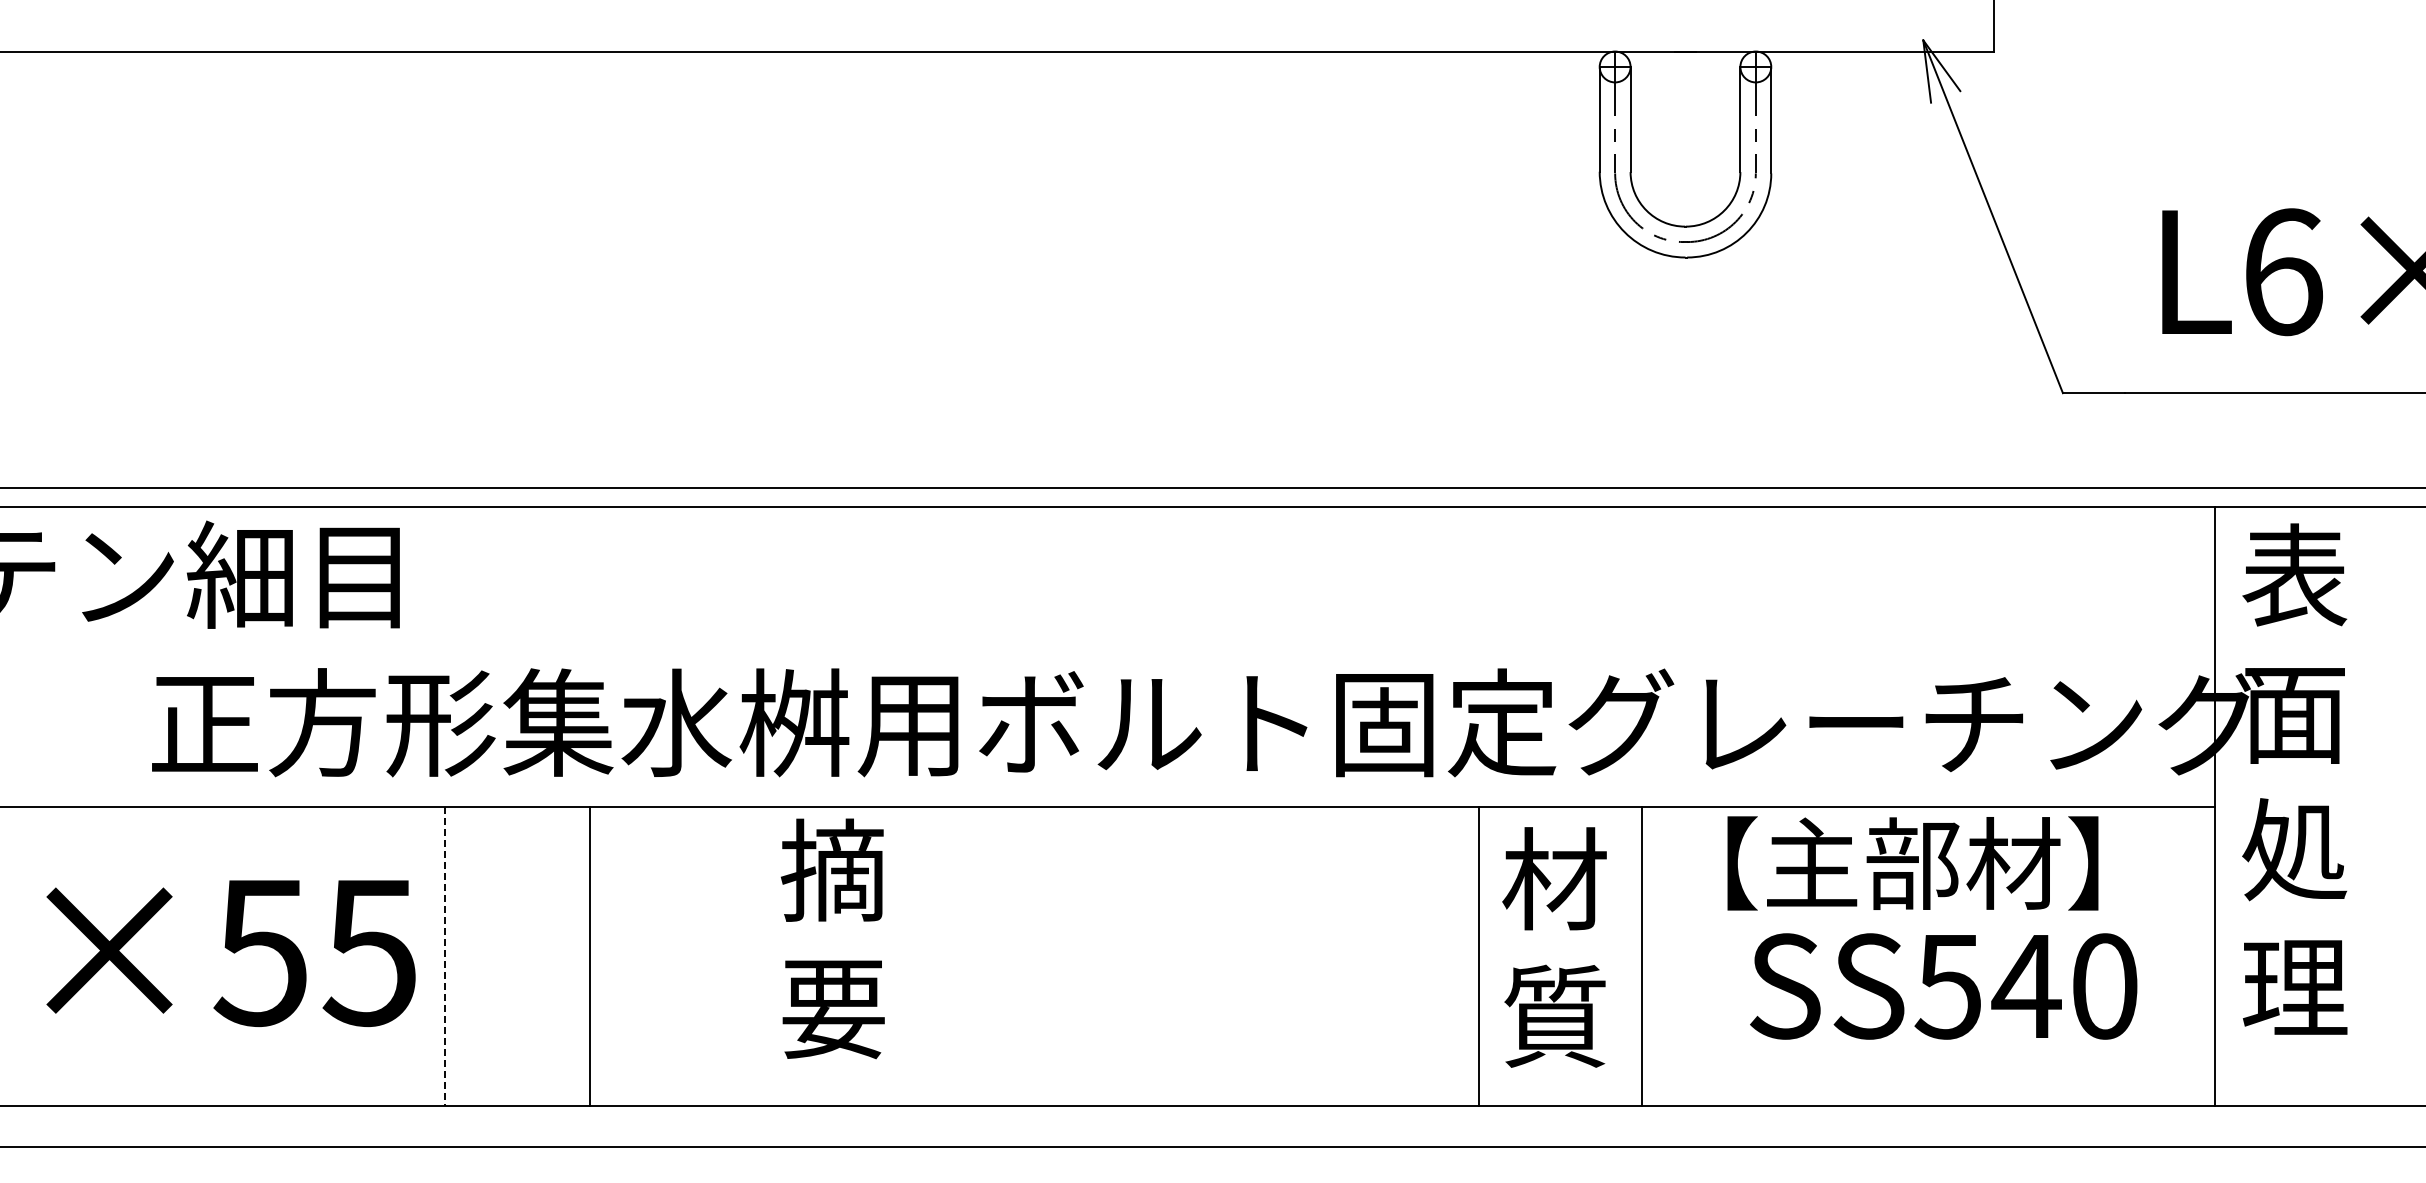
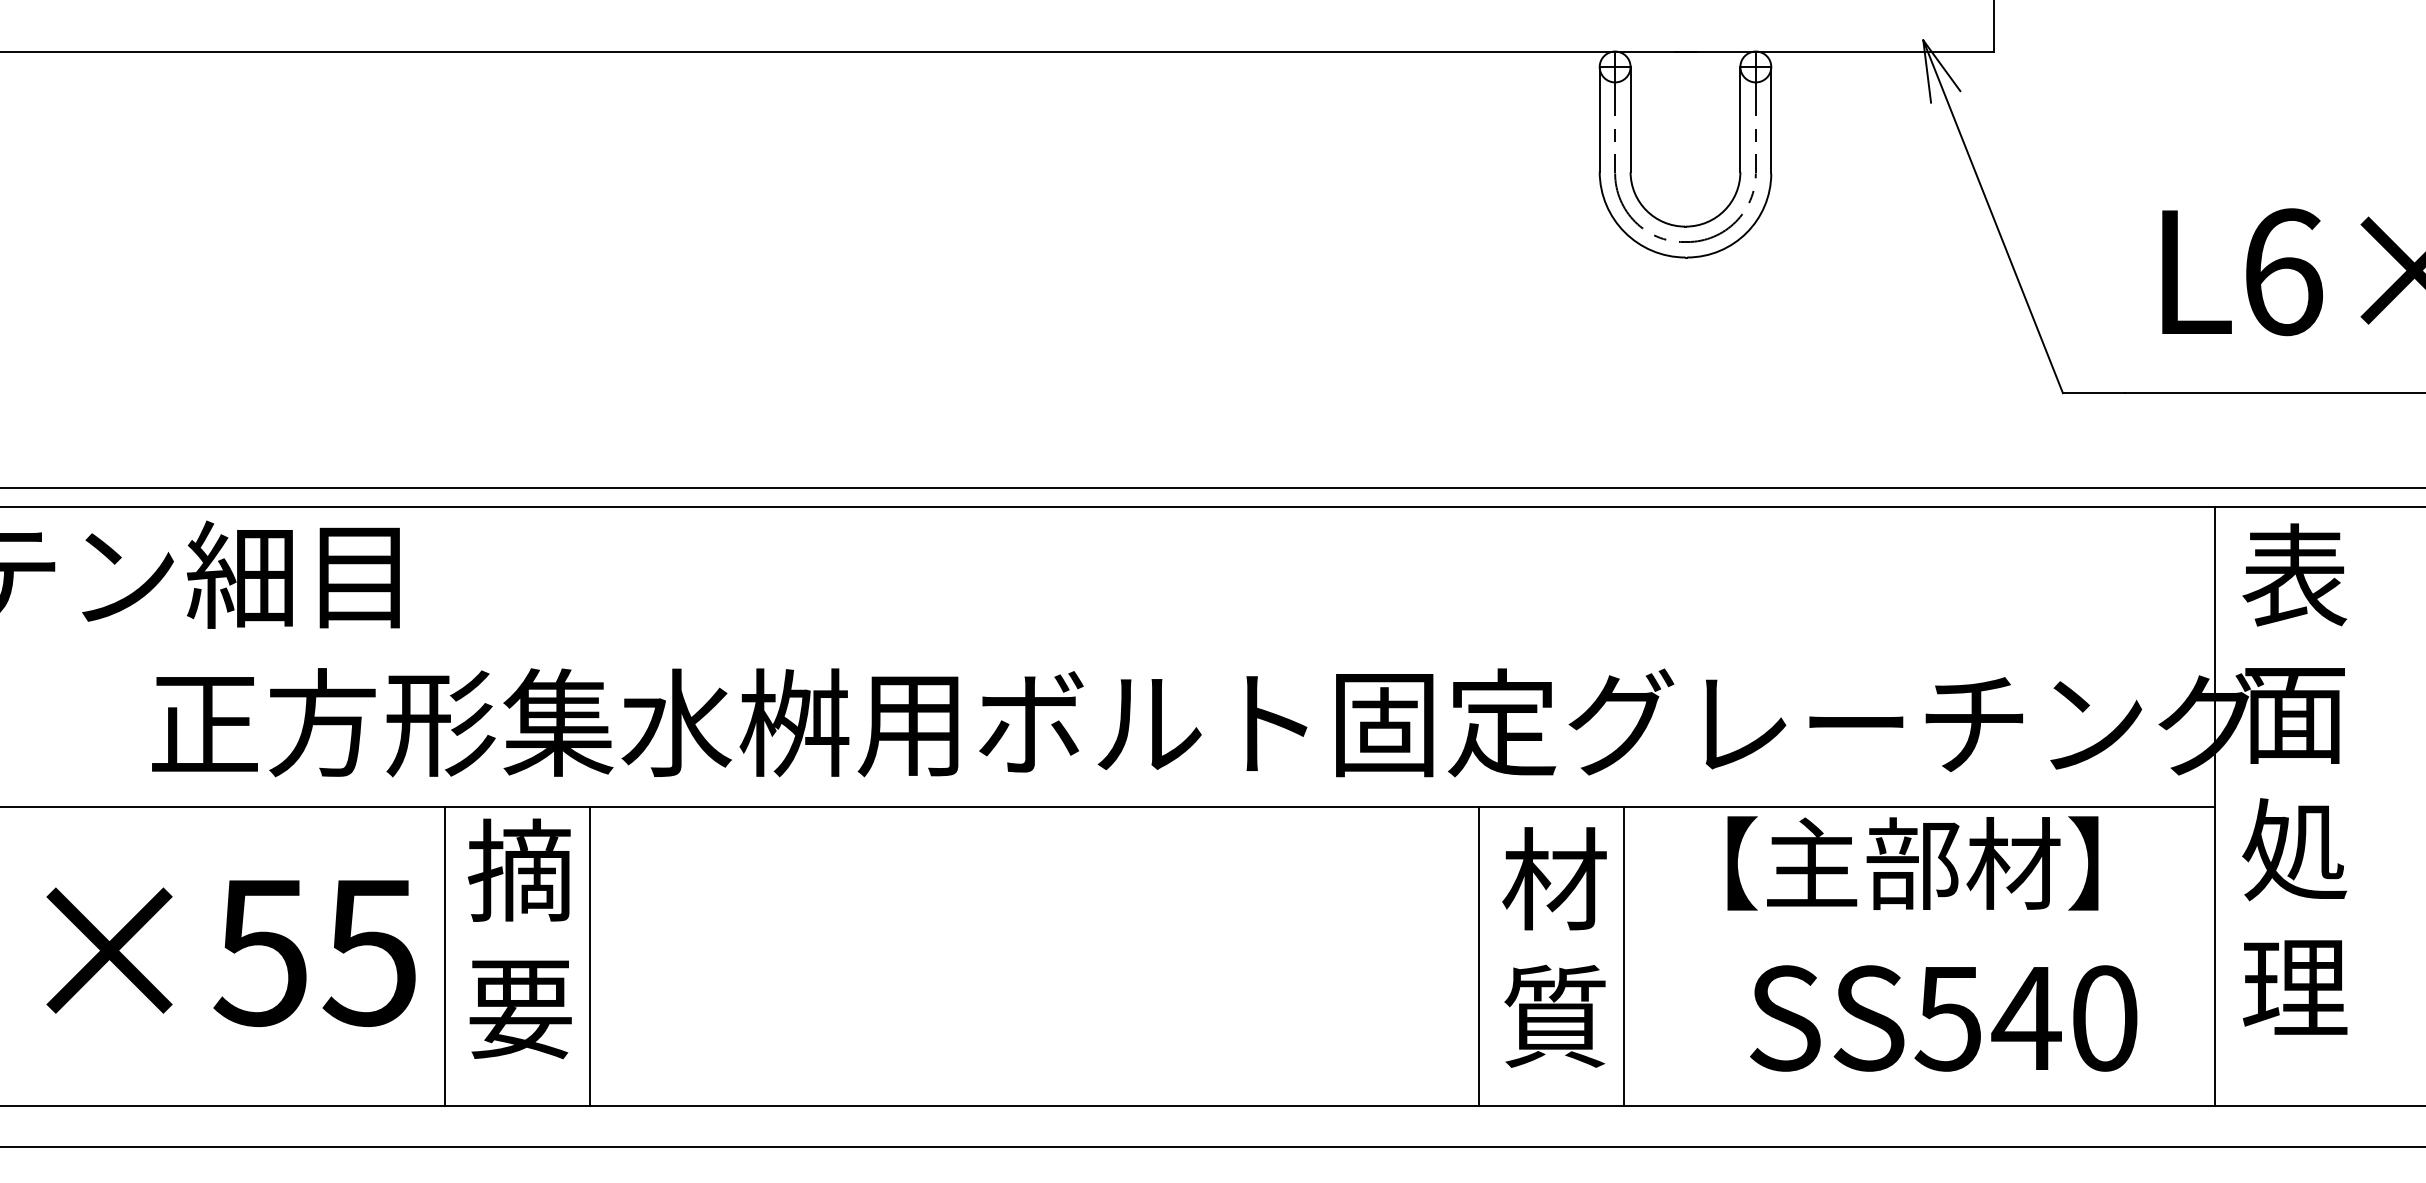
text position: (832, 938) -> (519, 938) (519, 938)
line: dashed -> solid (445, 956)
line position: (1641, 956) -> (1623, 956) (1623, 956)
text position: (1943, 986) -> (1943, 1018) (1943, 1018)
